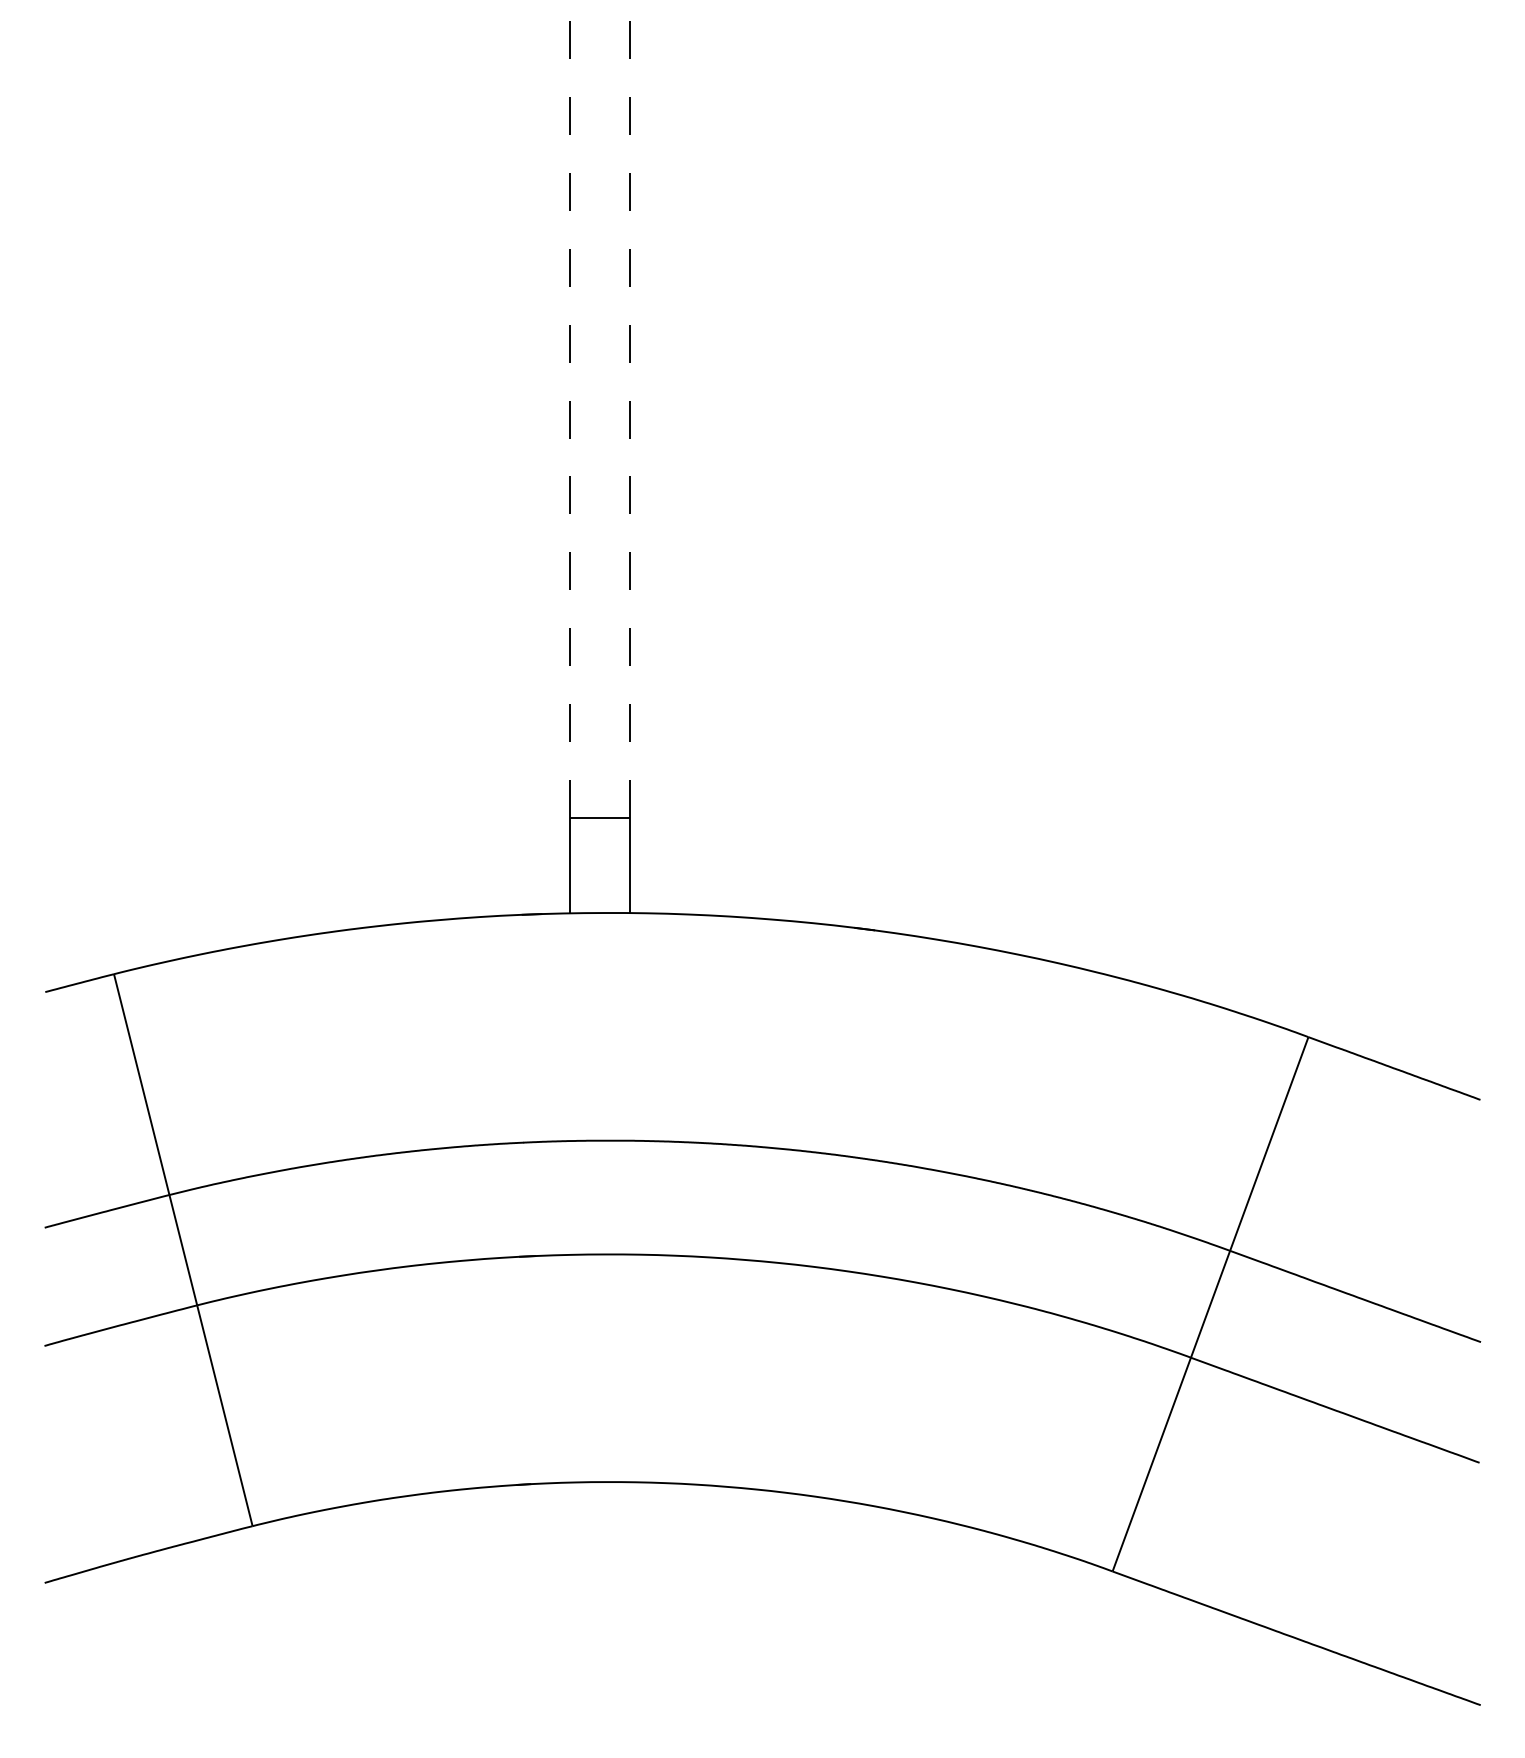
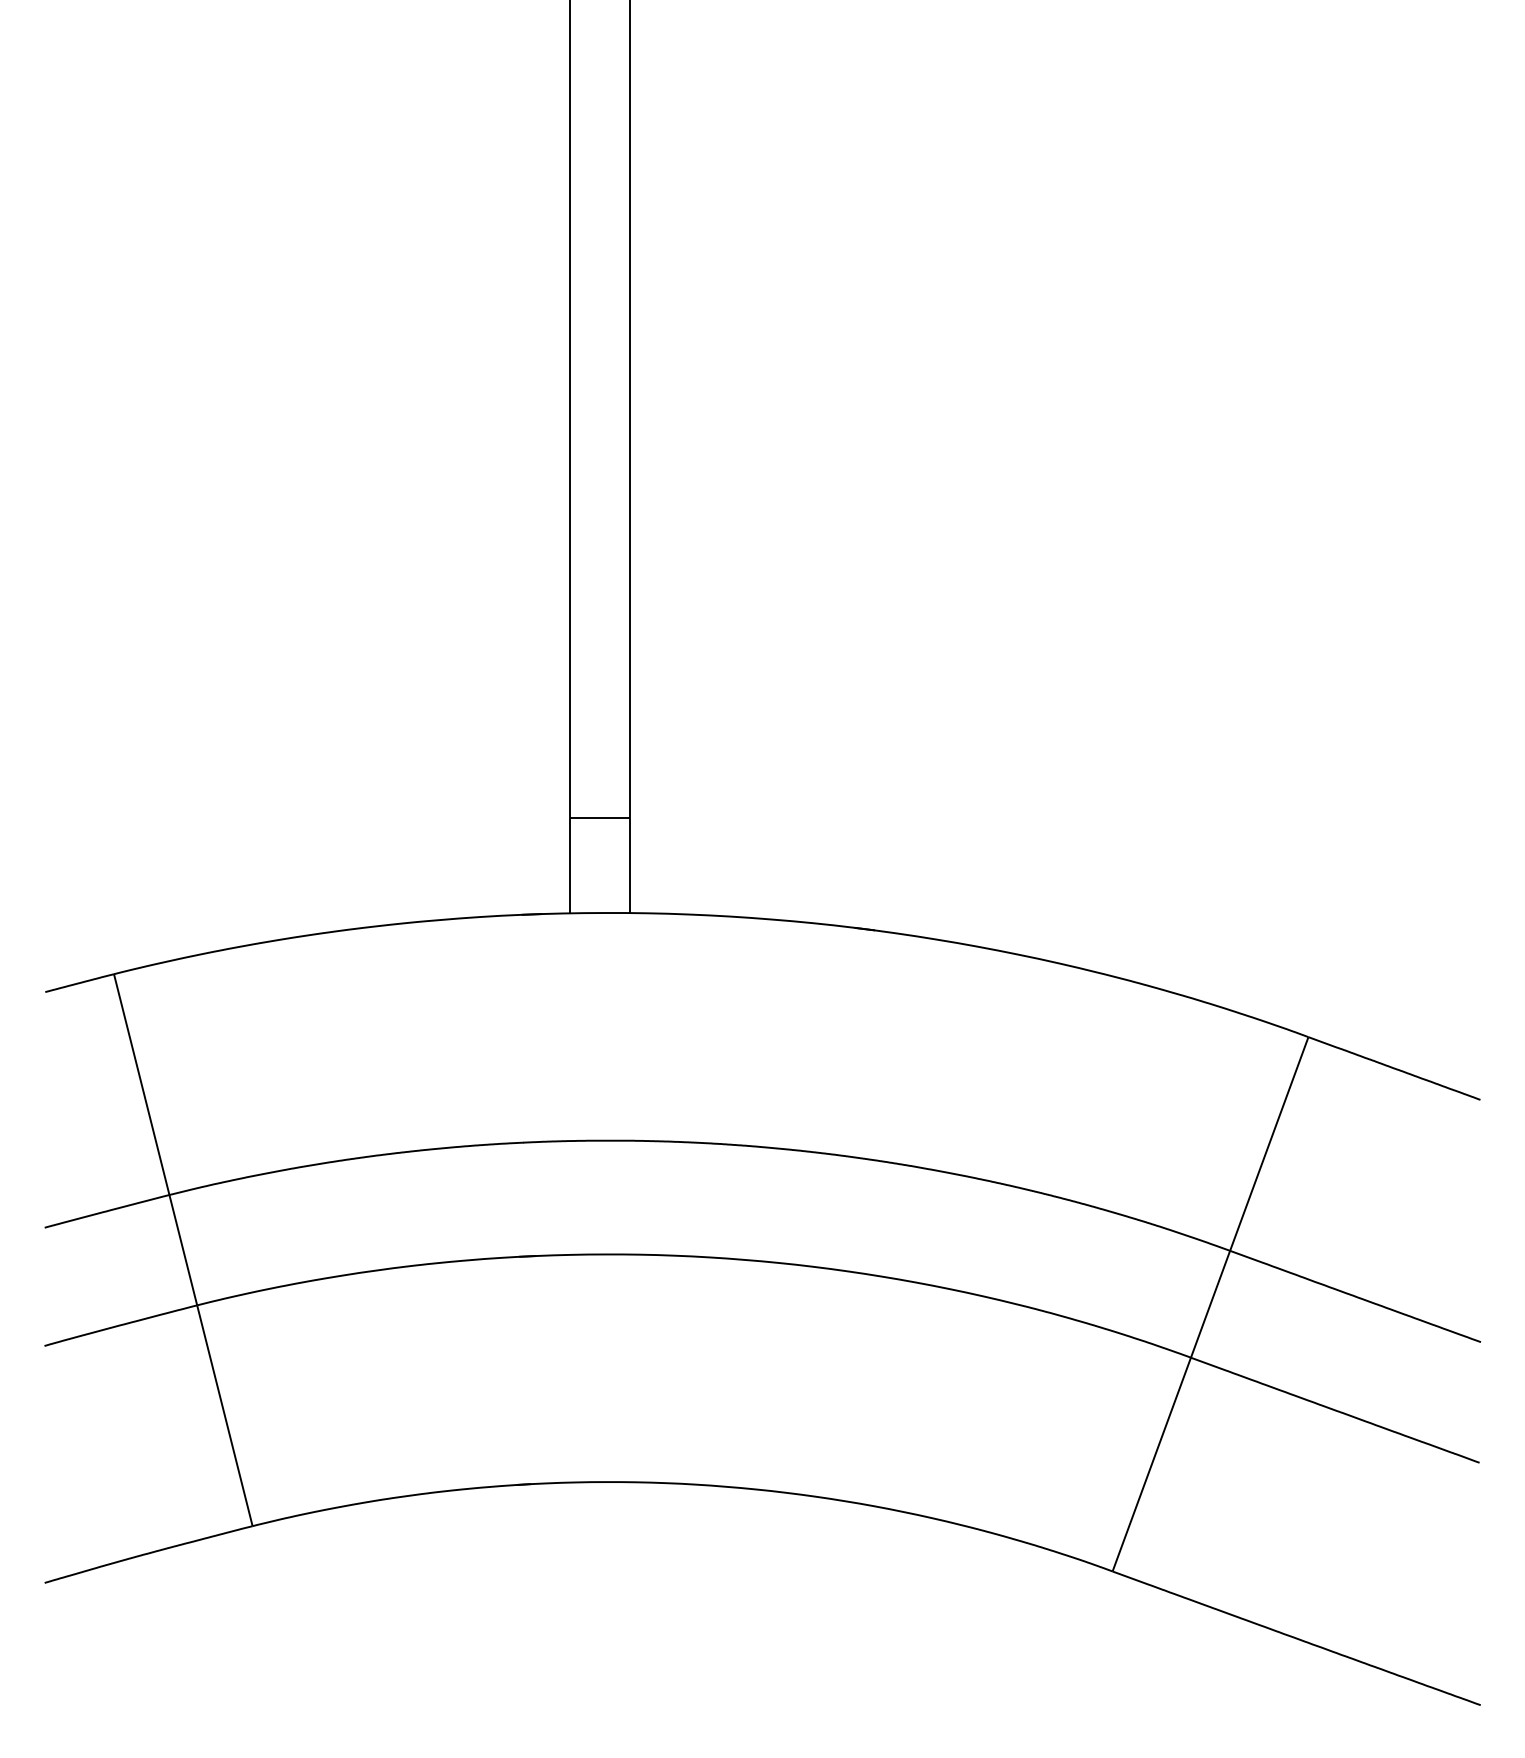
line: dashed -> solid (569, 408)
line: dashed -> solid (630, 408)
